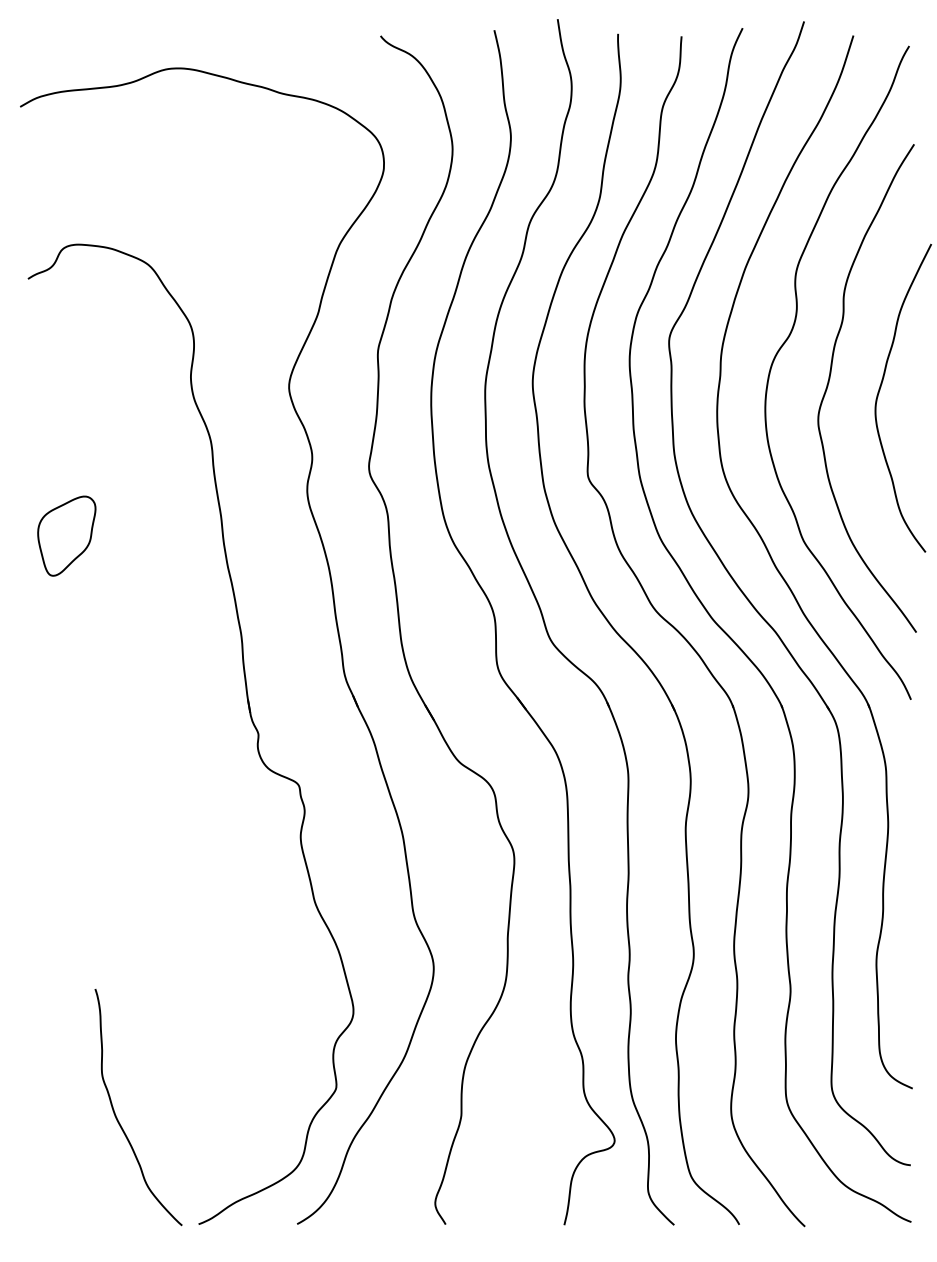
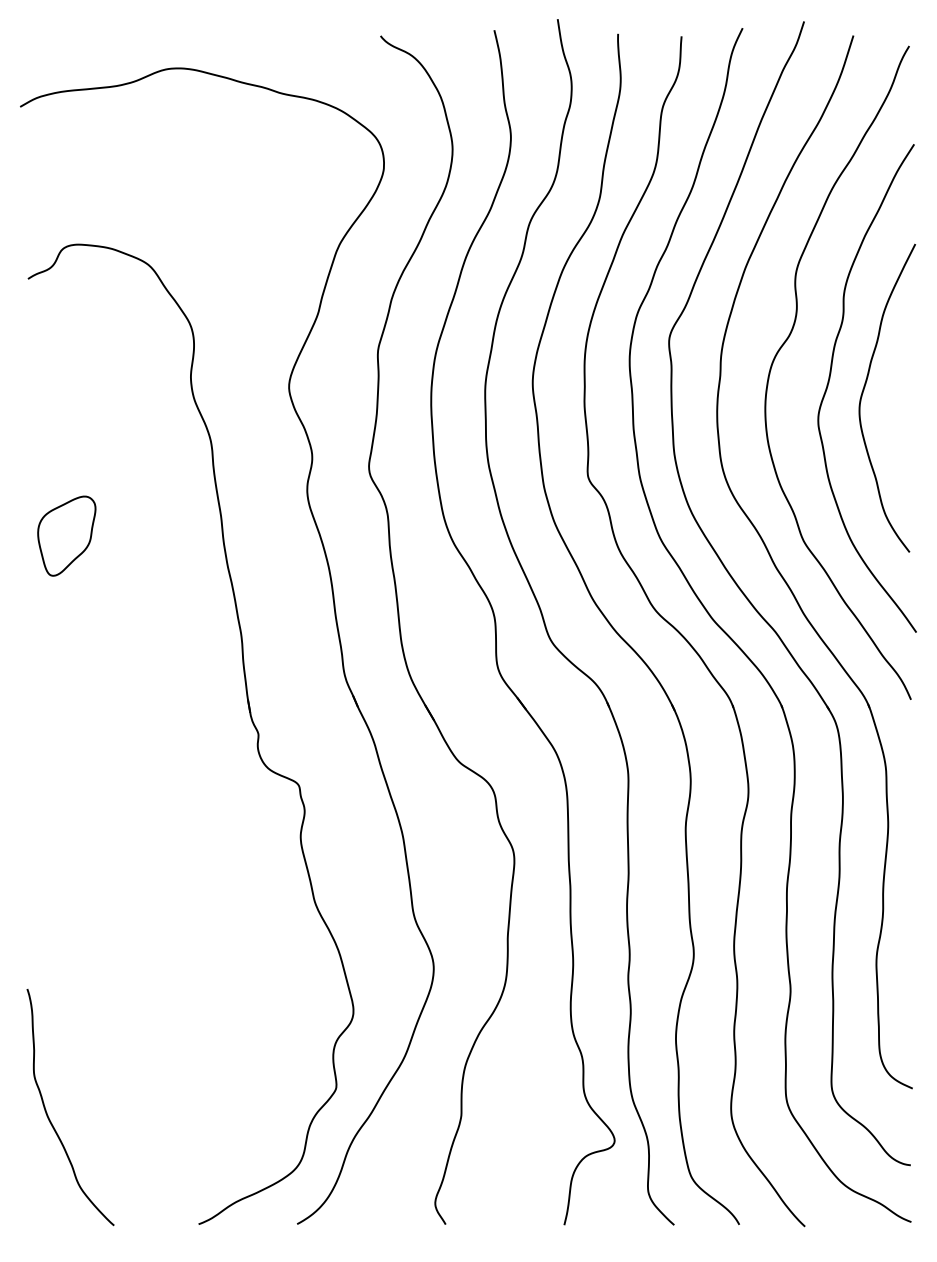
curve position: (880, 390) -> (864, 390) (864, 390)
curve position: (117, 1117) -> (49, 1117) (49, 1117)
